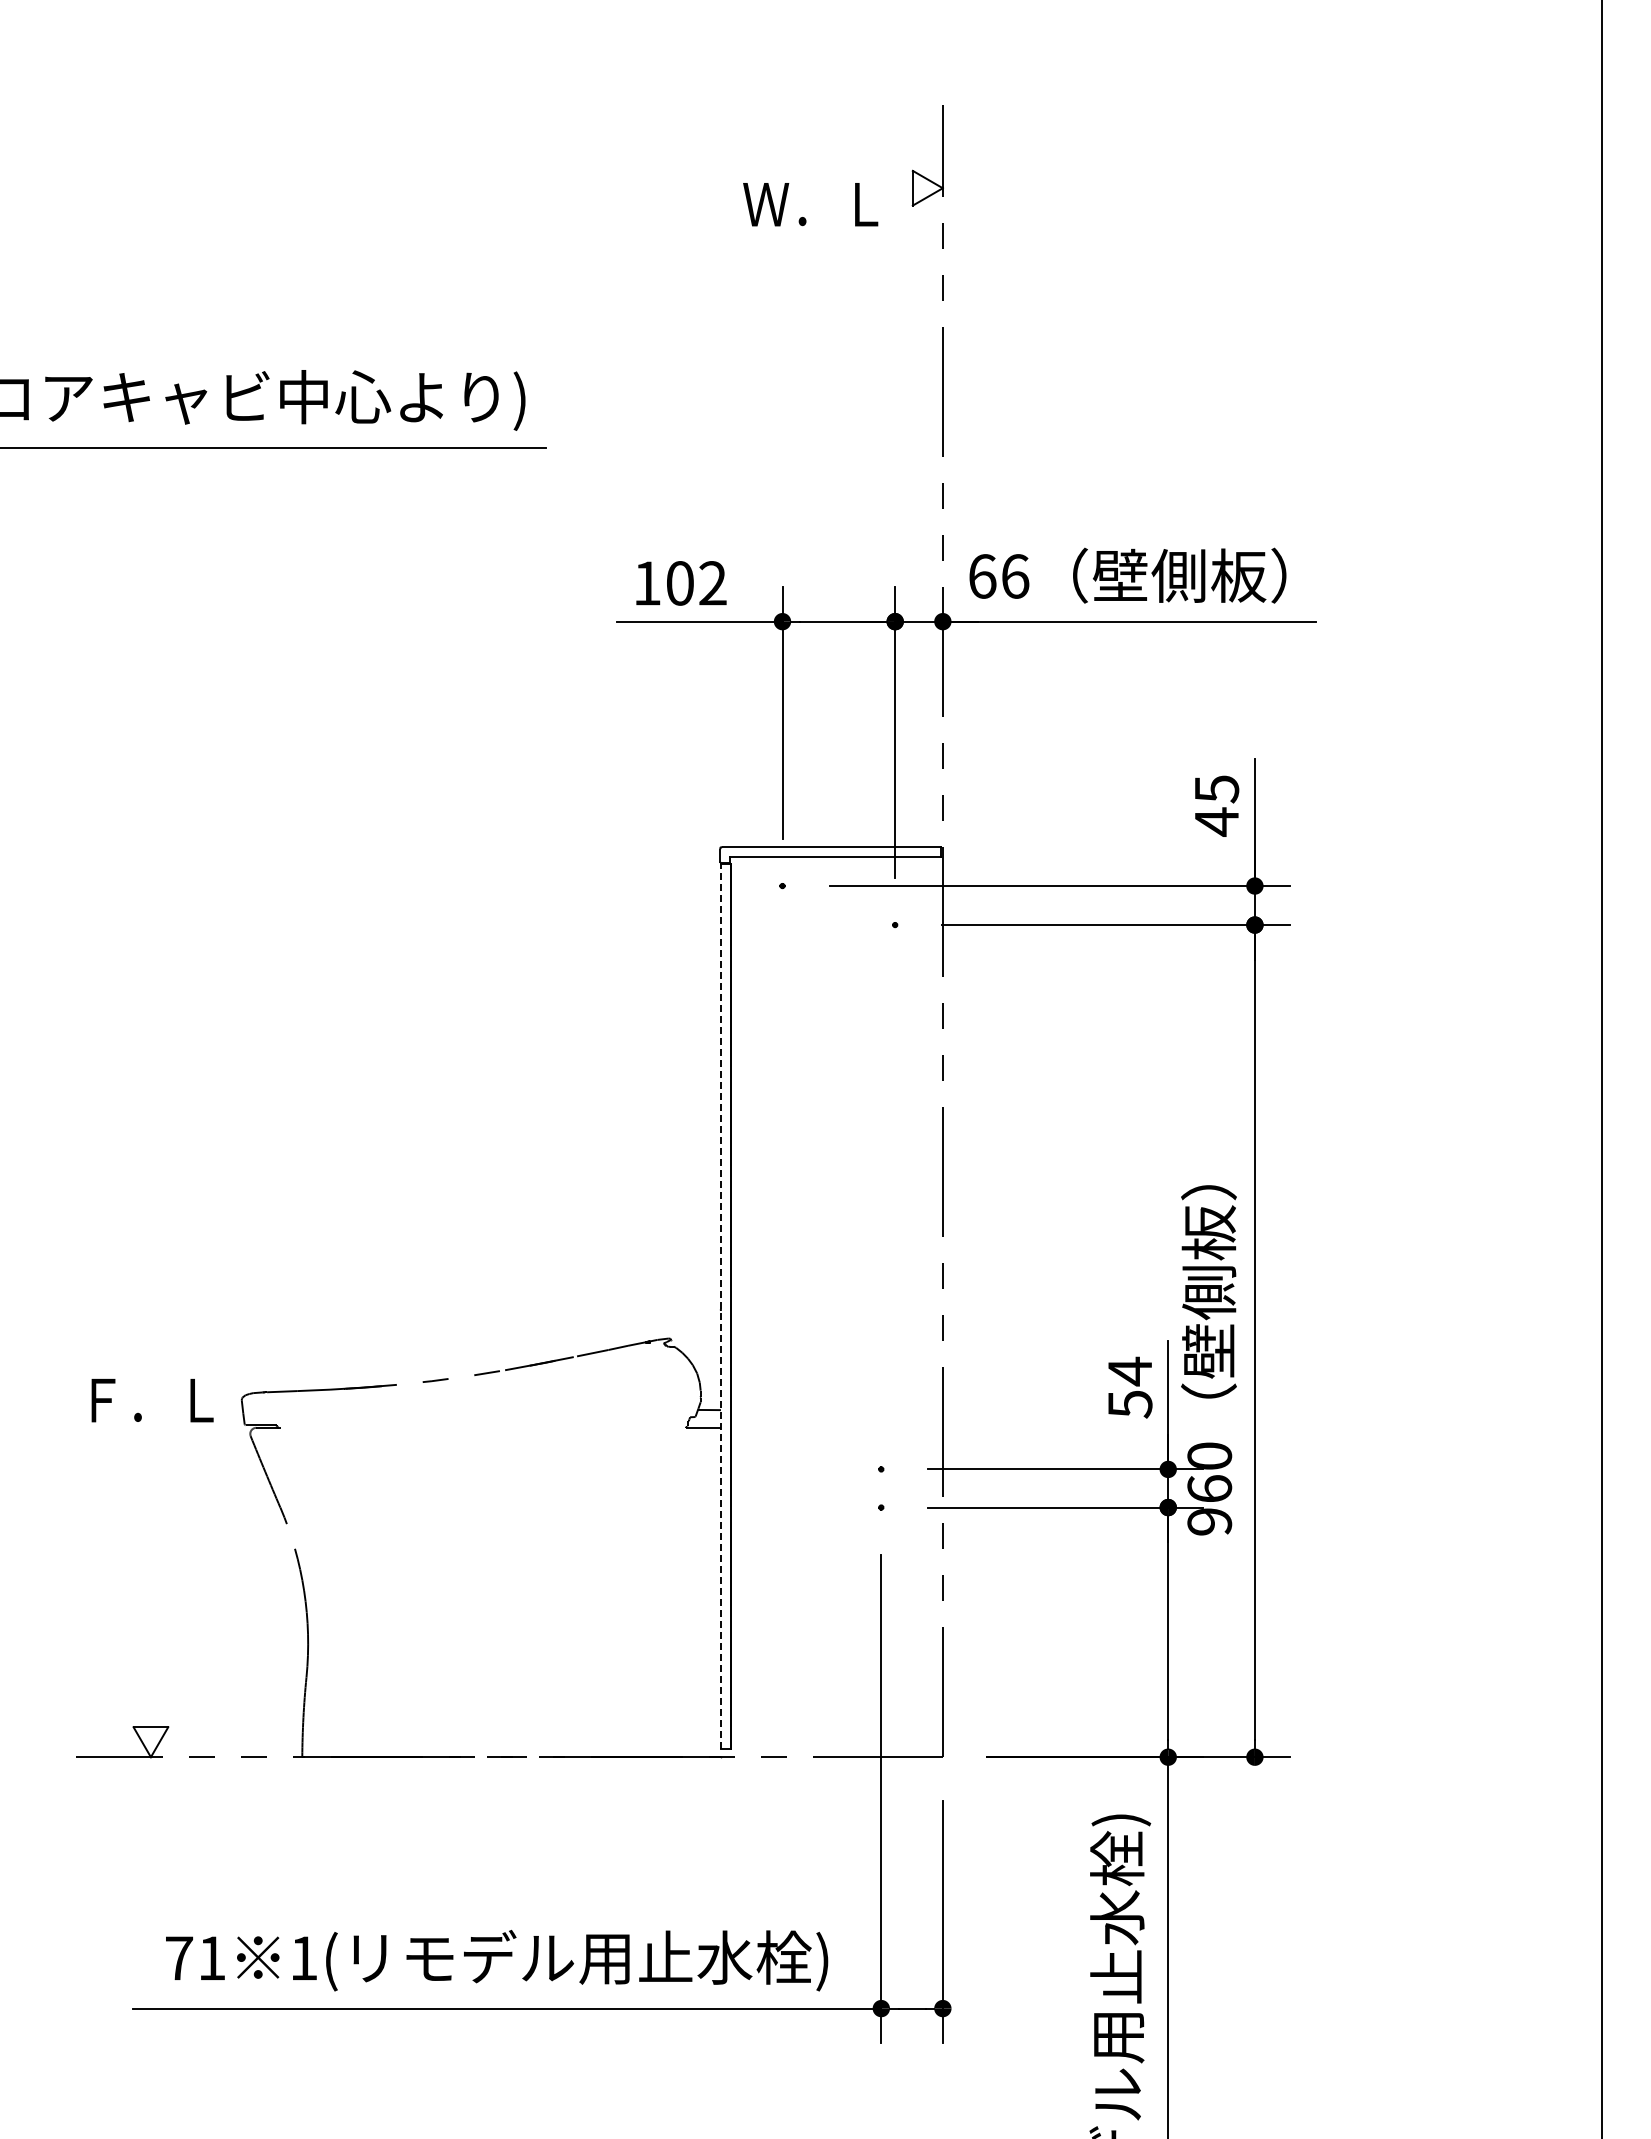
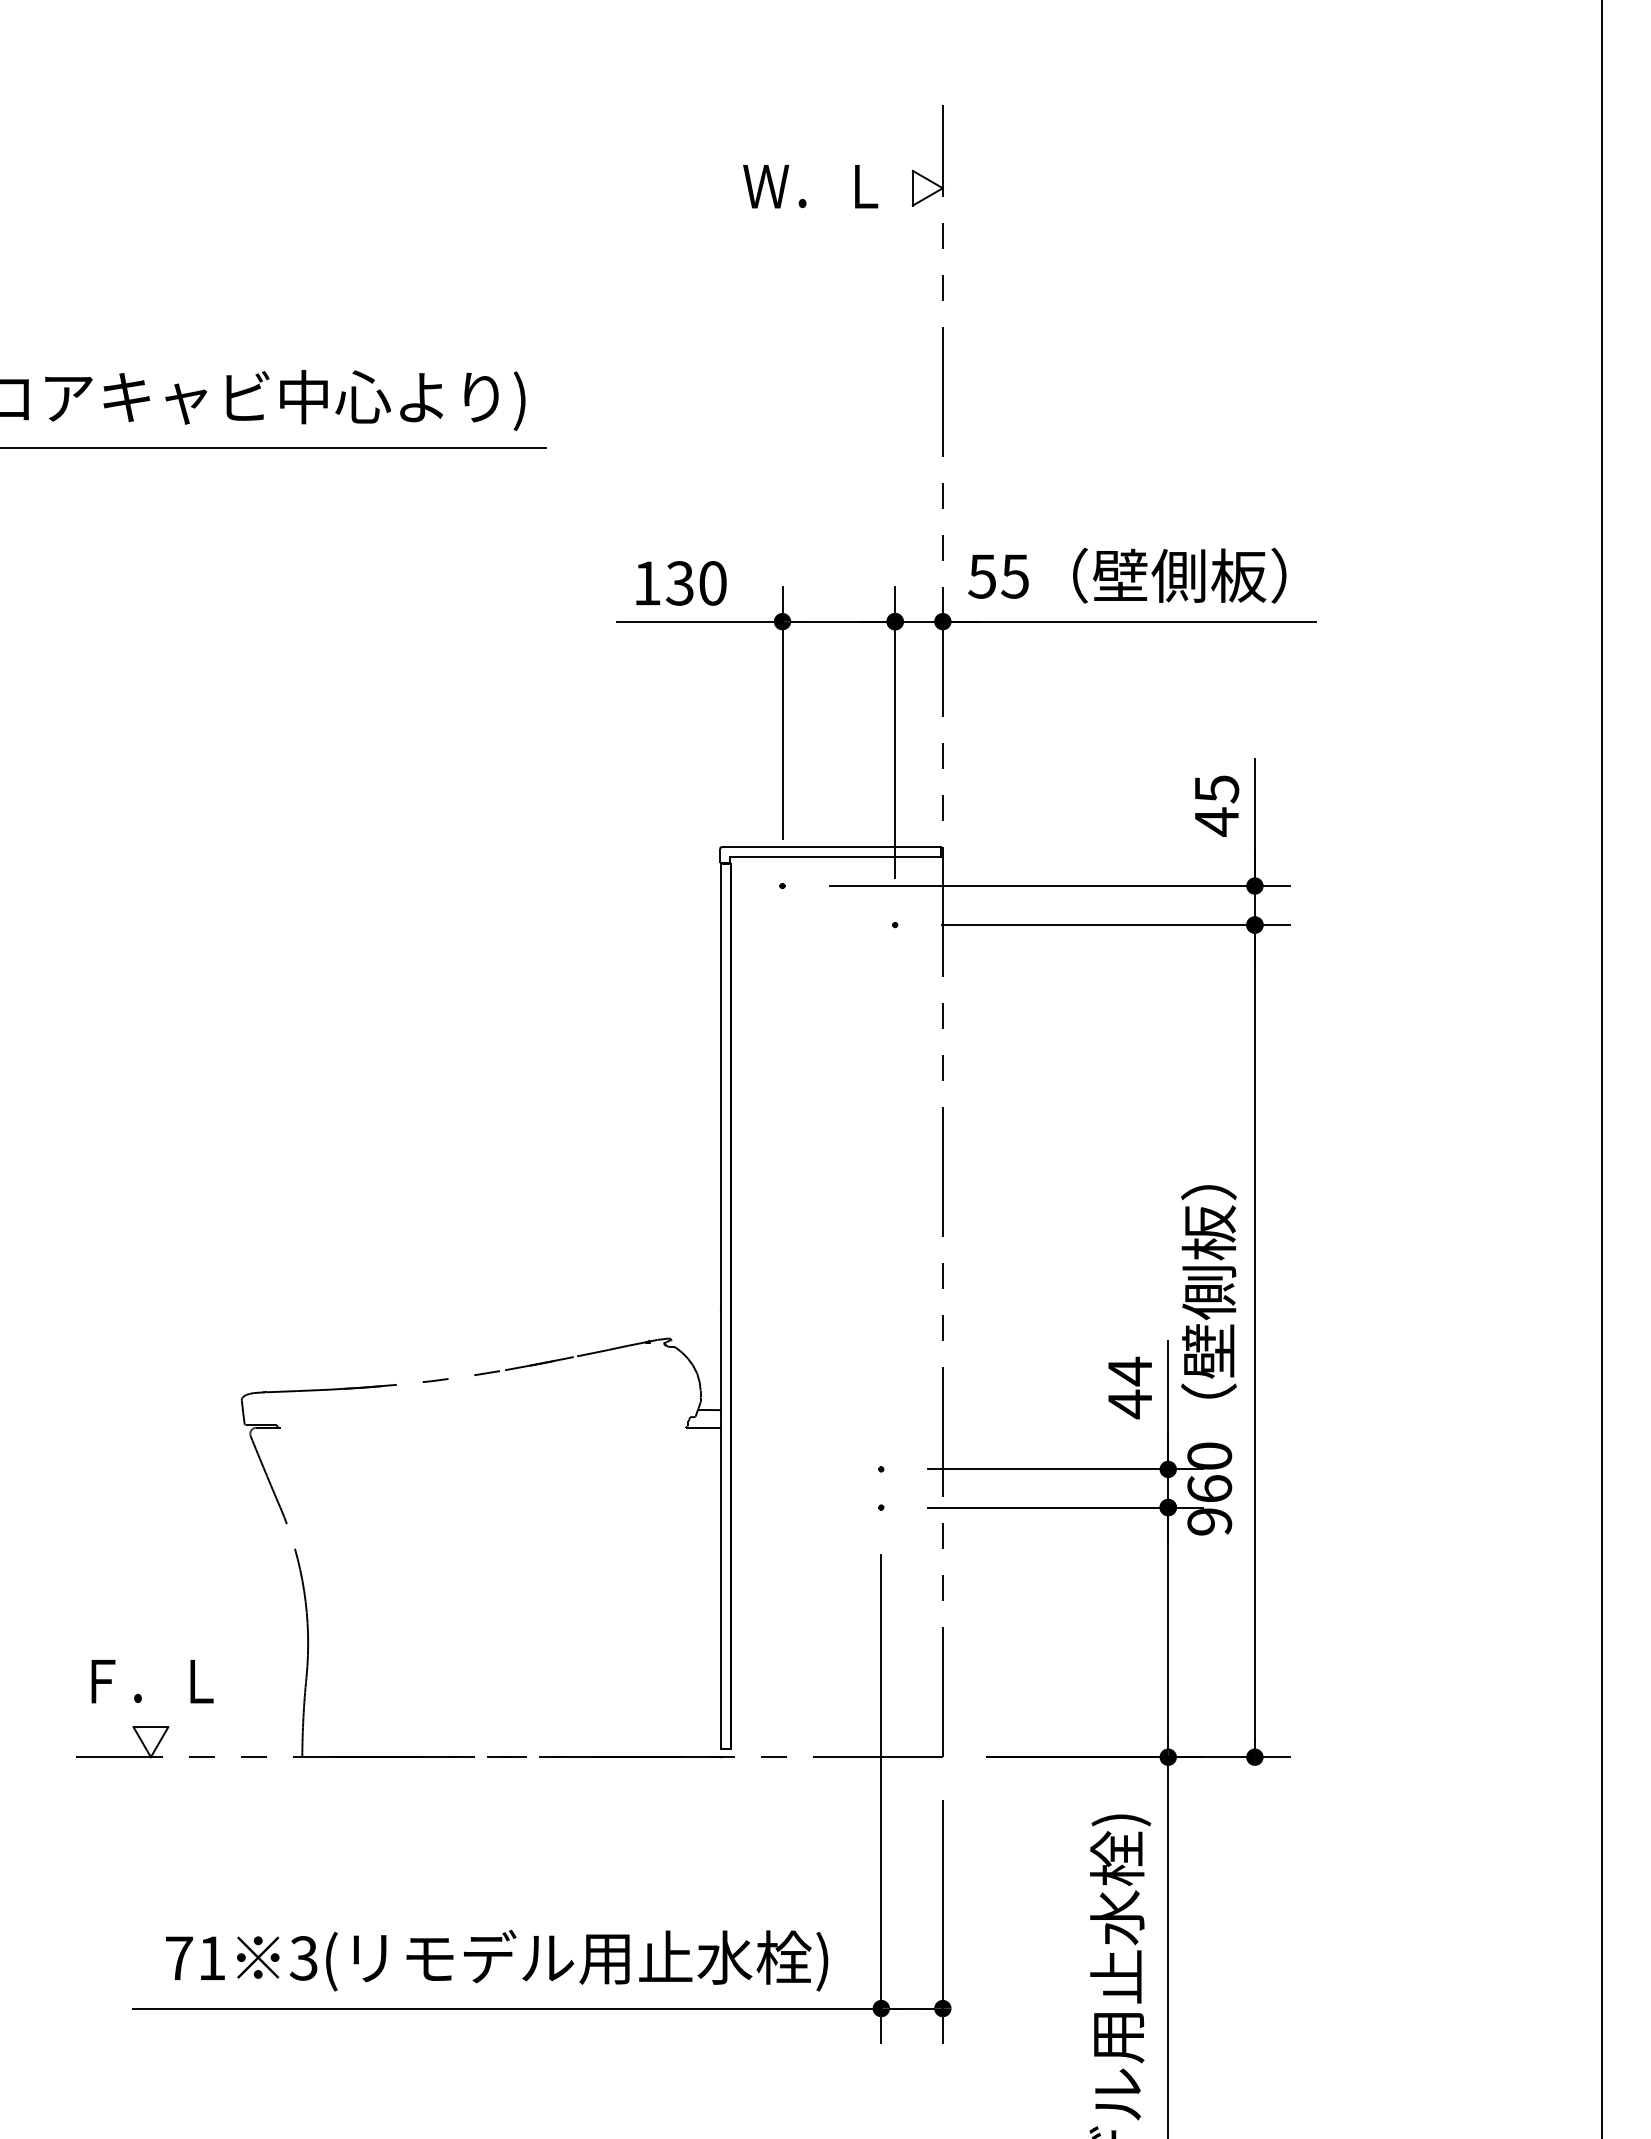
text position: (810, 204) -> (810, 186) (810, 186)
text: 66 -> 55 (998, 576)
text: 102 -> 130 (696, 583)
line: dashed -> solid (720, 1305)
text position: (152, 1400) -> (152, 1681) (152, 1681)
text: 54 -> 44 (1130, 1404)
text: 1( -> 3( (303, 1958)
